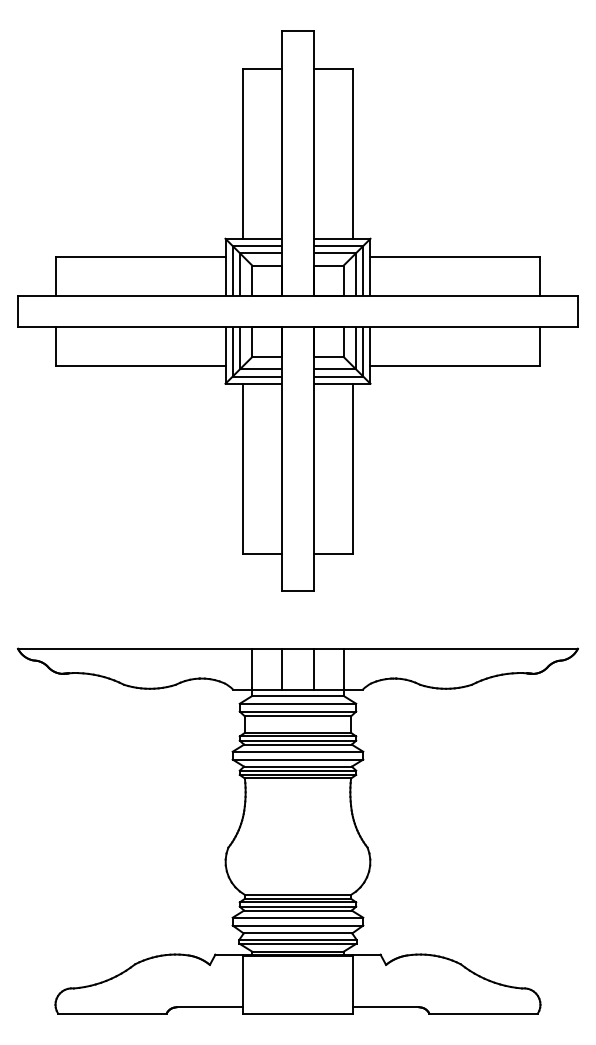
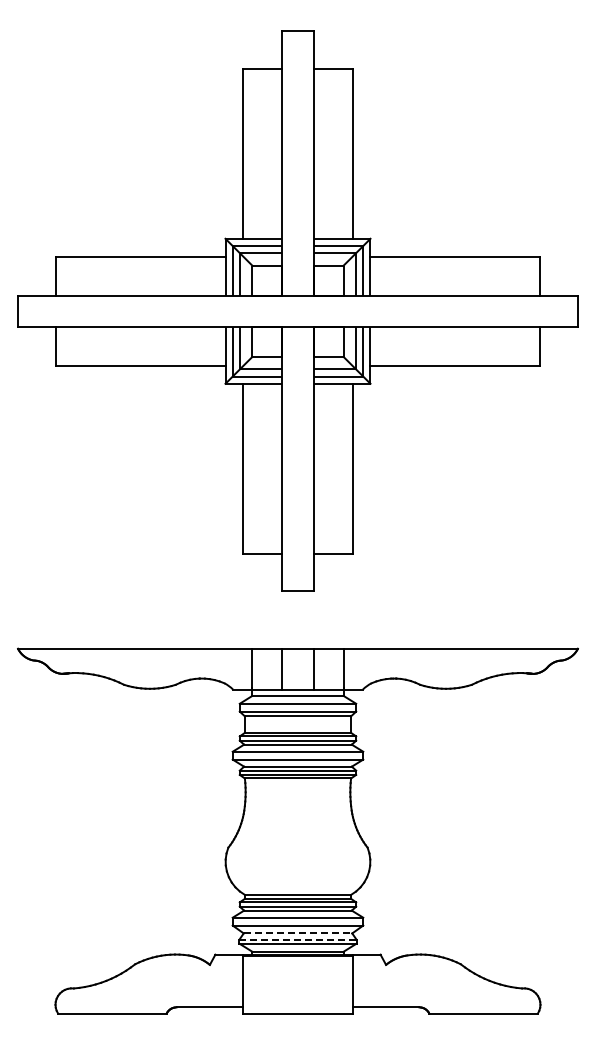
line: solid -> dashed (298, 933)
line: solid -> dashed (297, 939)
